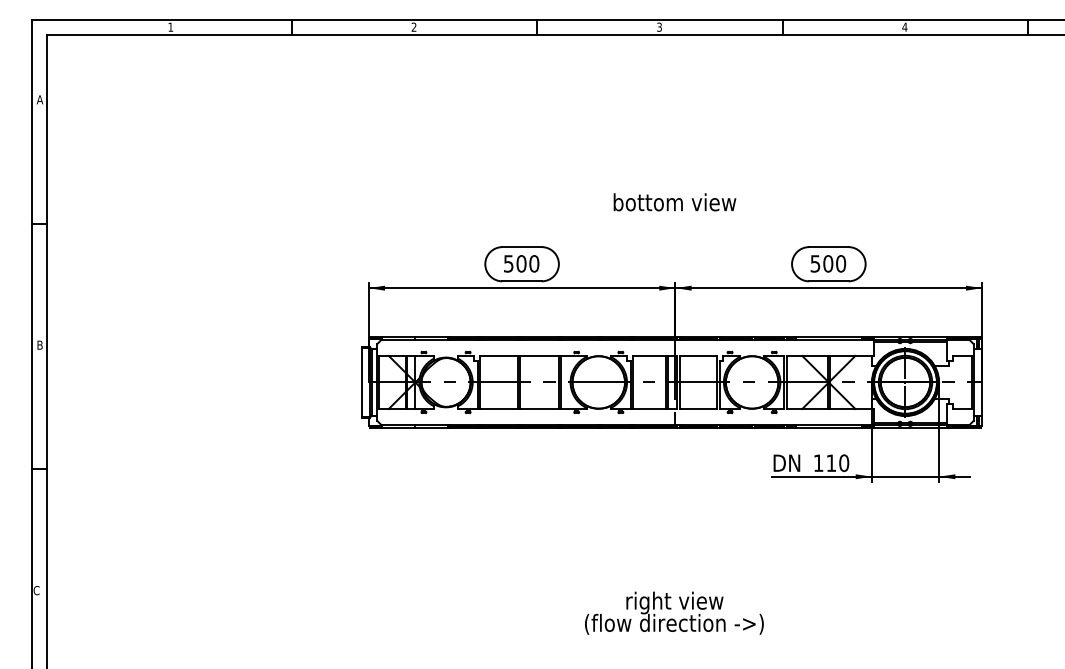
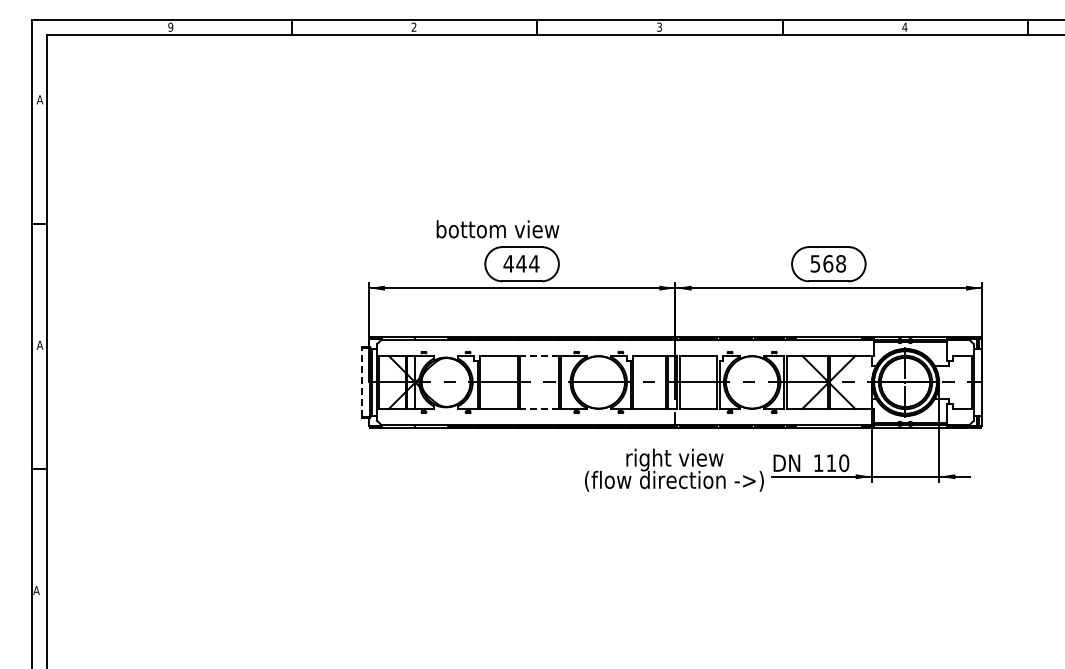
text: 1 -> 9 (170, 26)
text position: (674, 202) -> (497, 229) (497, 229)
text: 500 -> 444 (521, 263)
text: 500 -> 568 (834, 263)
text: B -> A (39, 344)
line: solid -> dashed (539, 355)
line: solid -> dashed (361, 382)
line: solid -> dashed (539, 409)
text: C -> A (36, 590)
text position: (674, 612) -> (674, 469) (674, 469)
